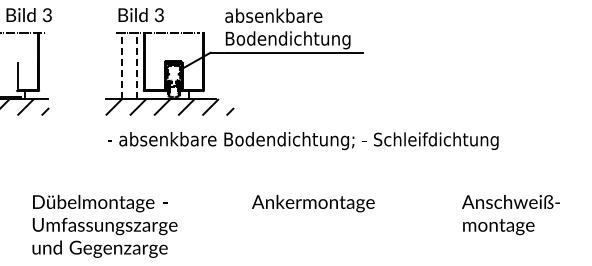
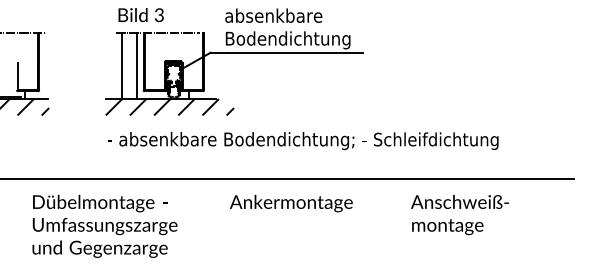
part: present -> none (28, 15)
line: dashed -> solid (122, 66)
line: dashed -> solid (136, 66)
line: none -> present (288, 178)
text position: (313, 203) -> (291, 203) (291, 203)
text position: (510, 215) -> (459, 215) (459, 215)
